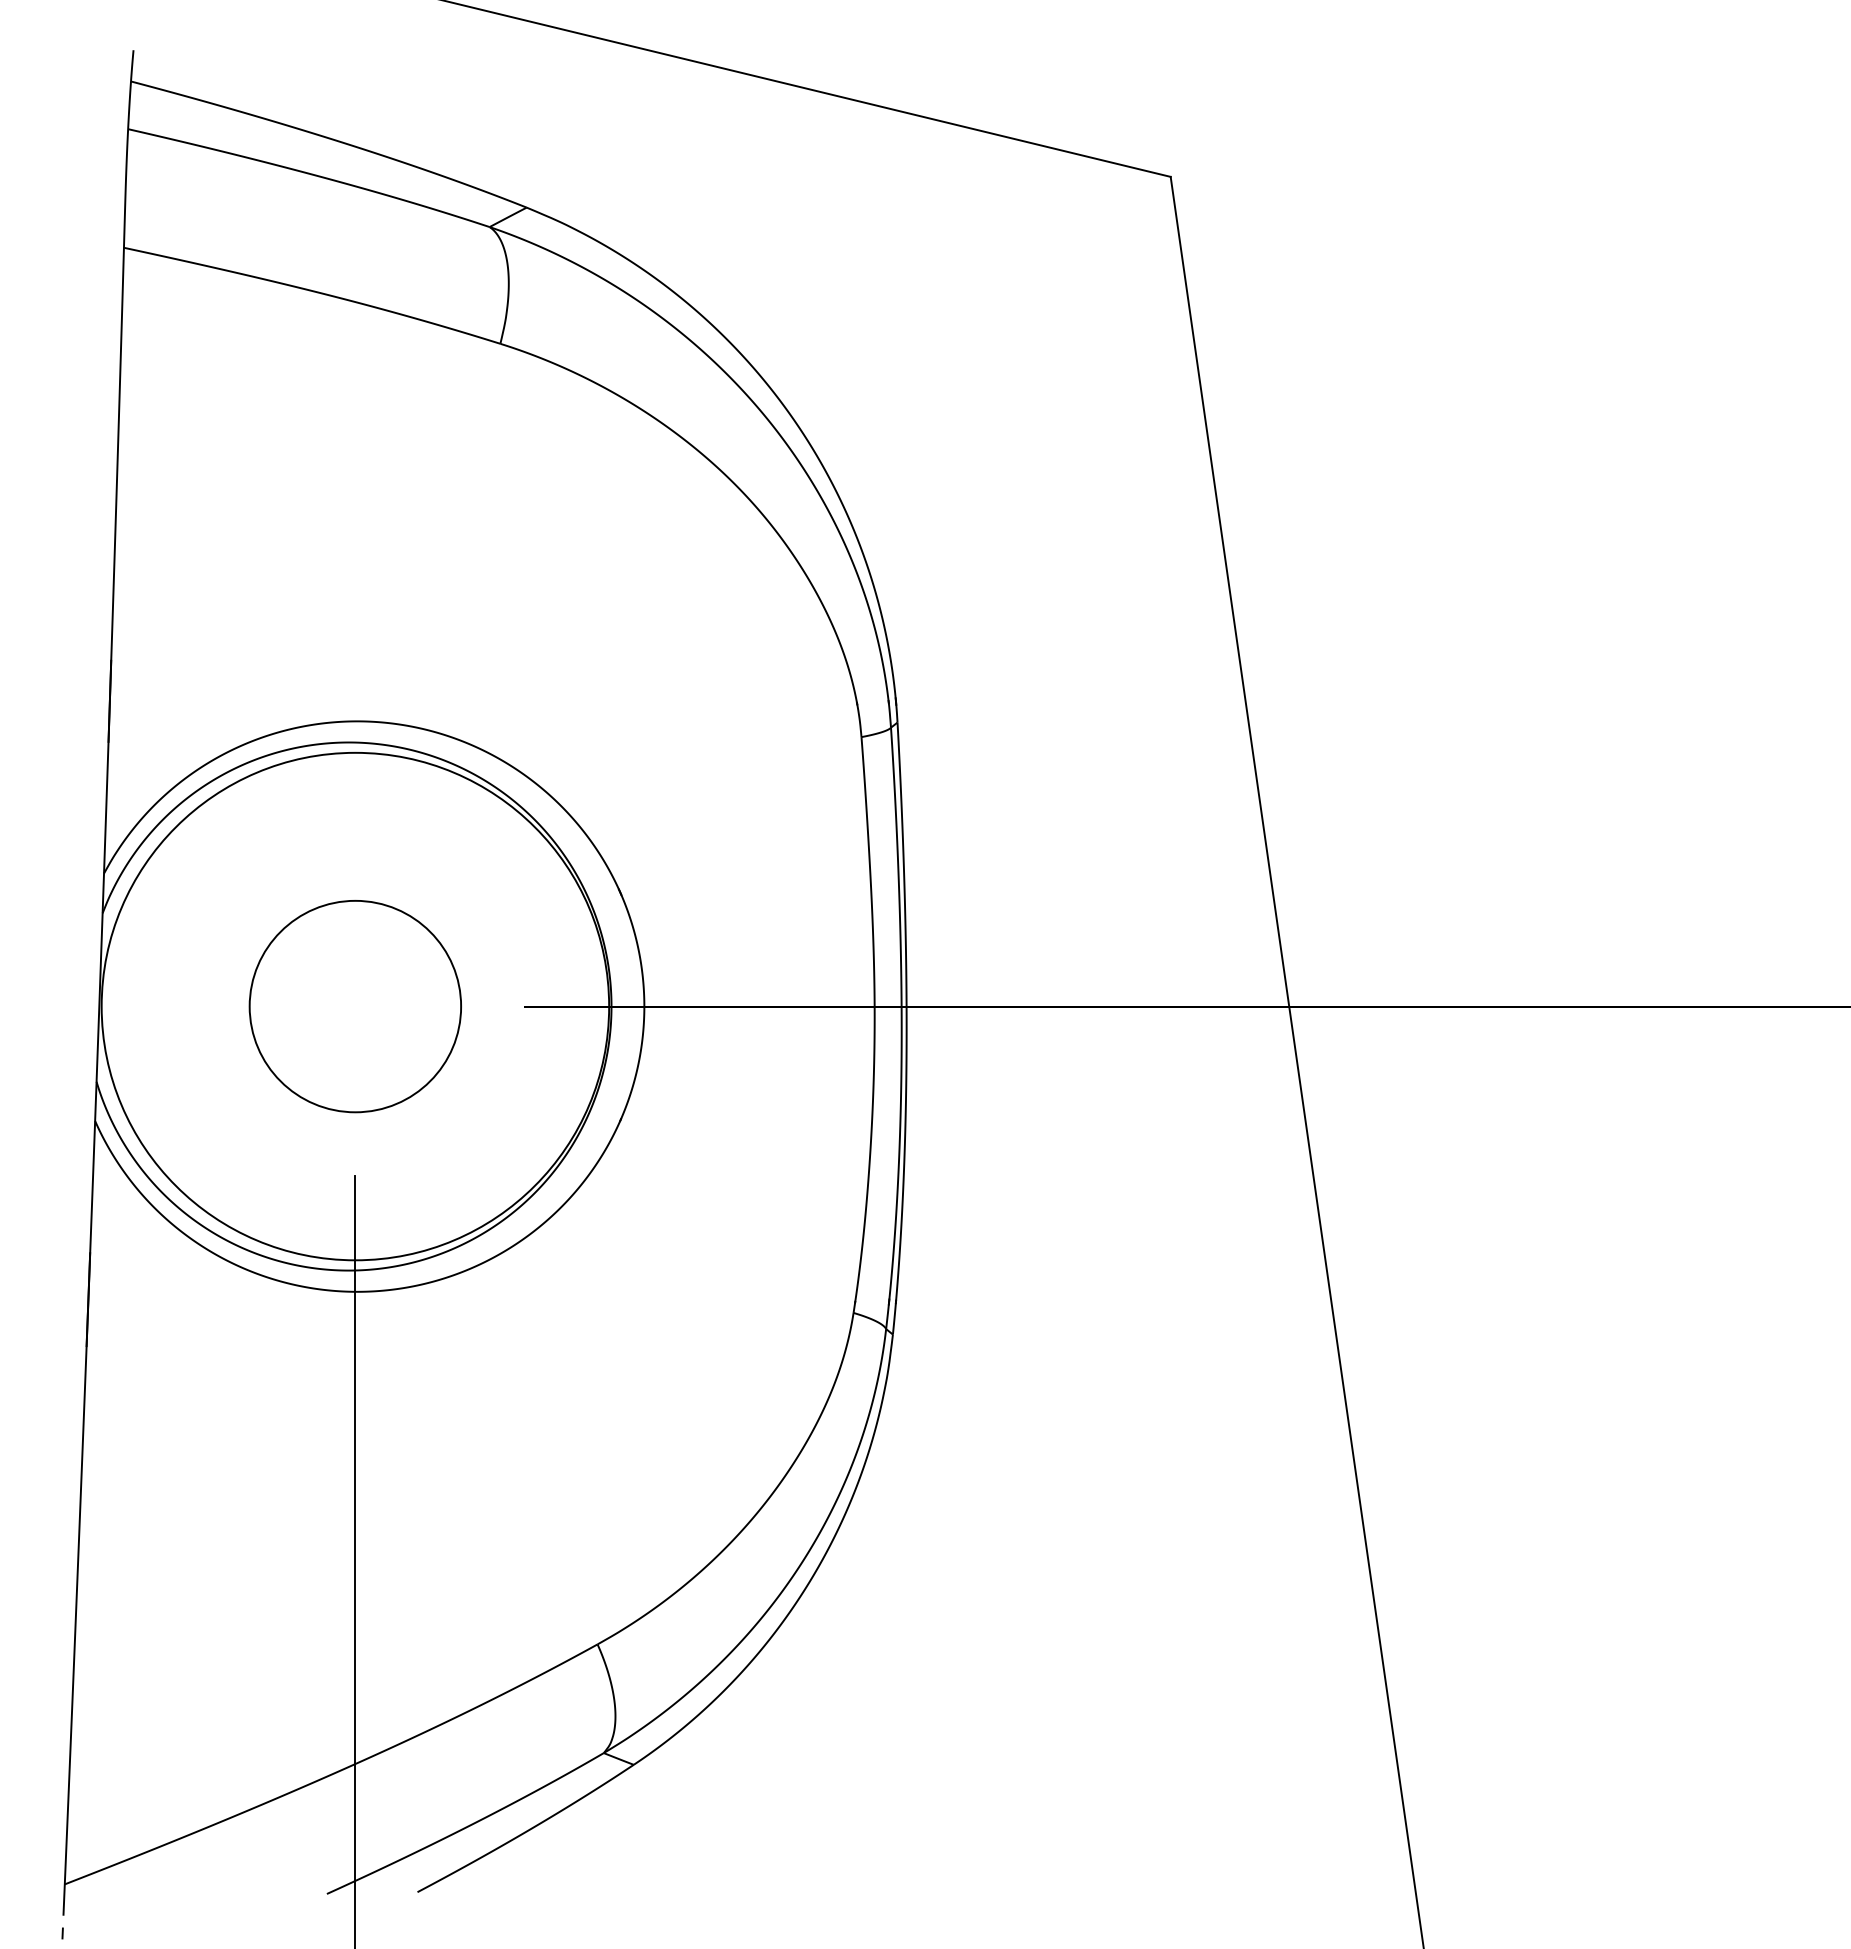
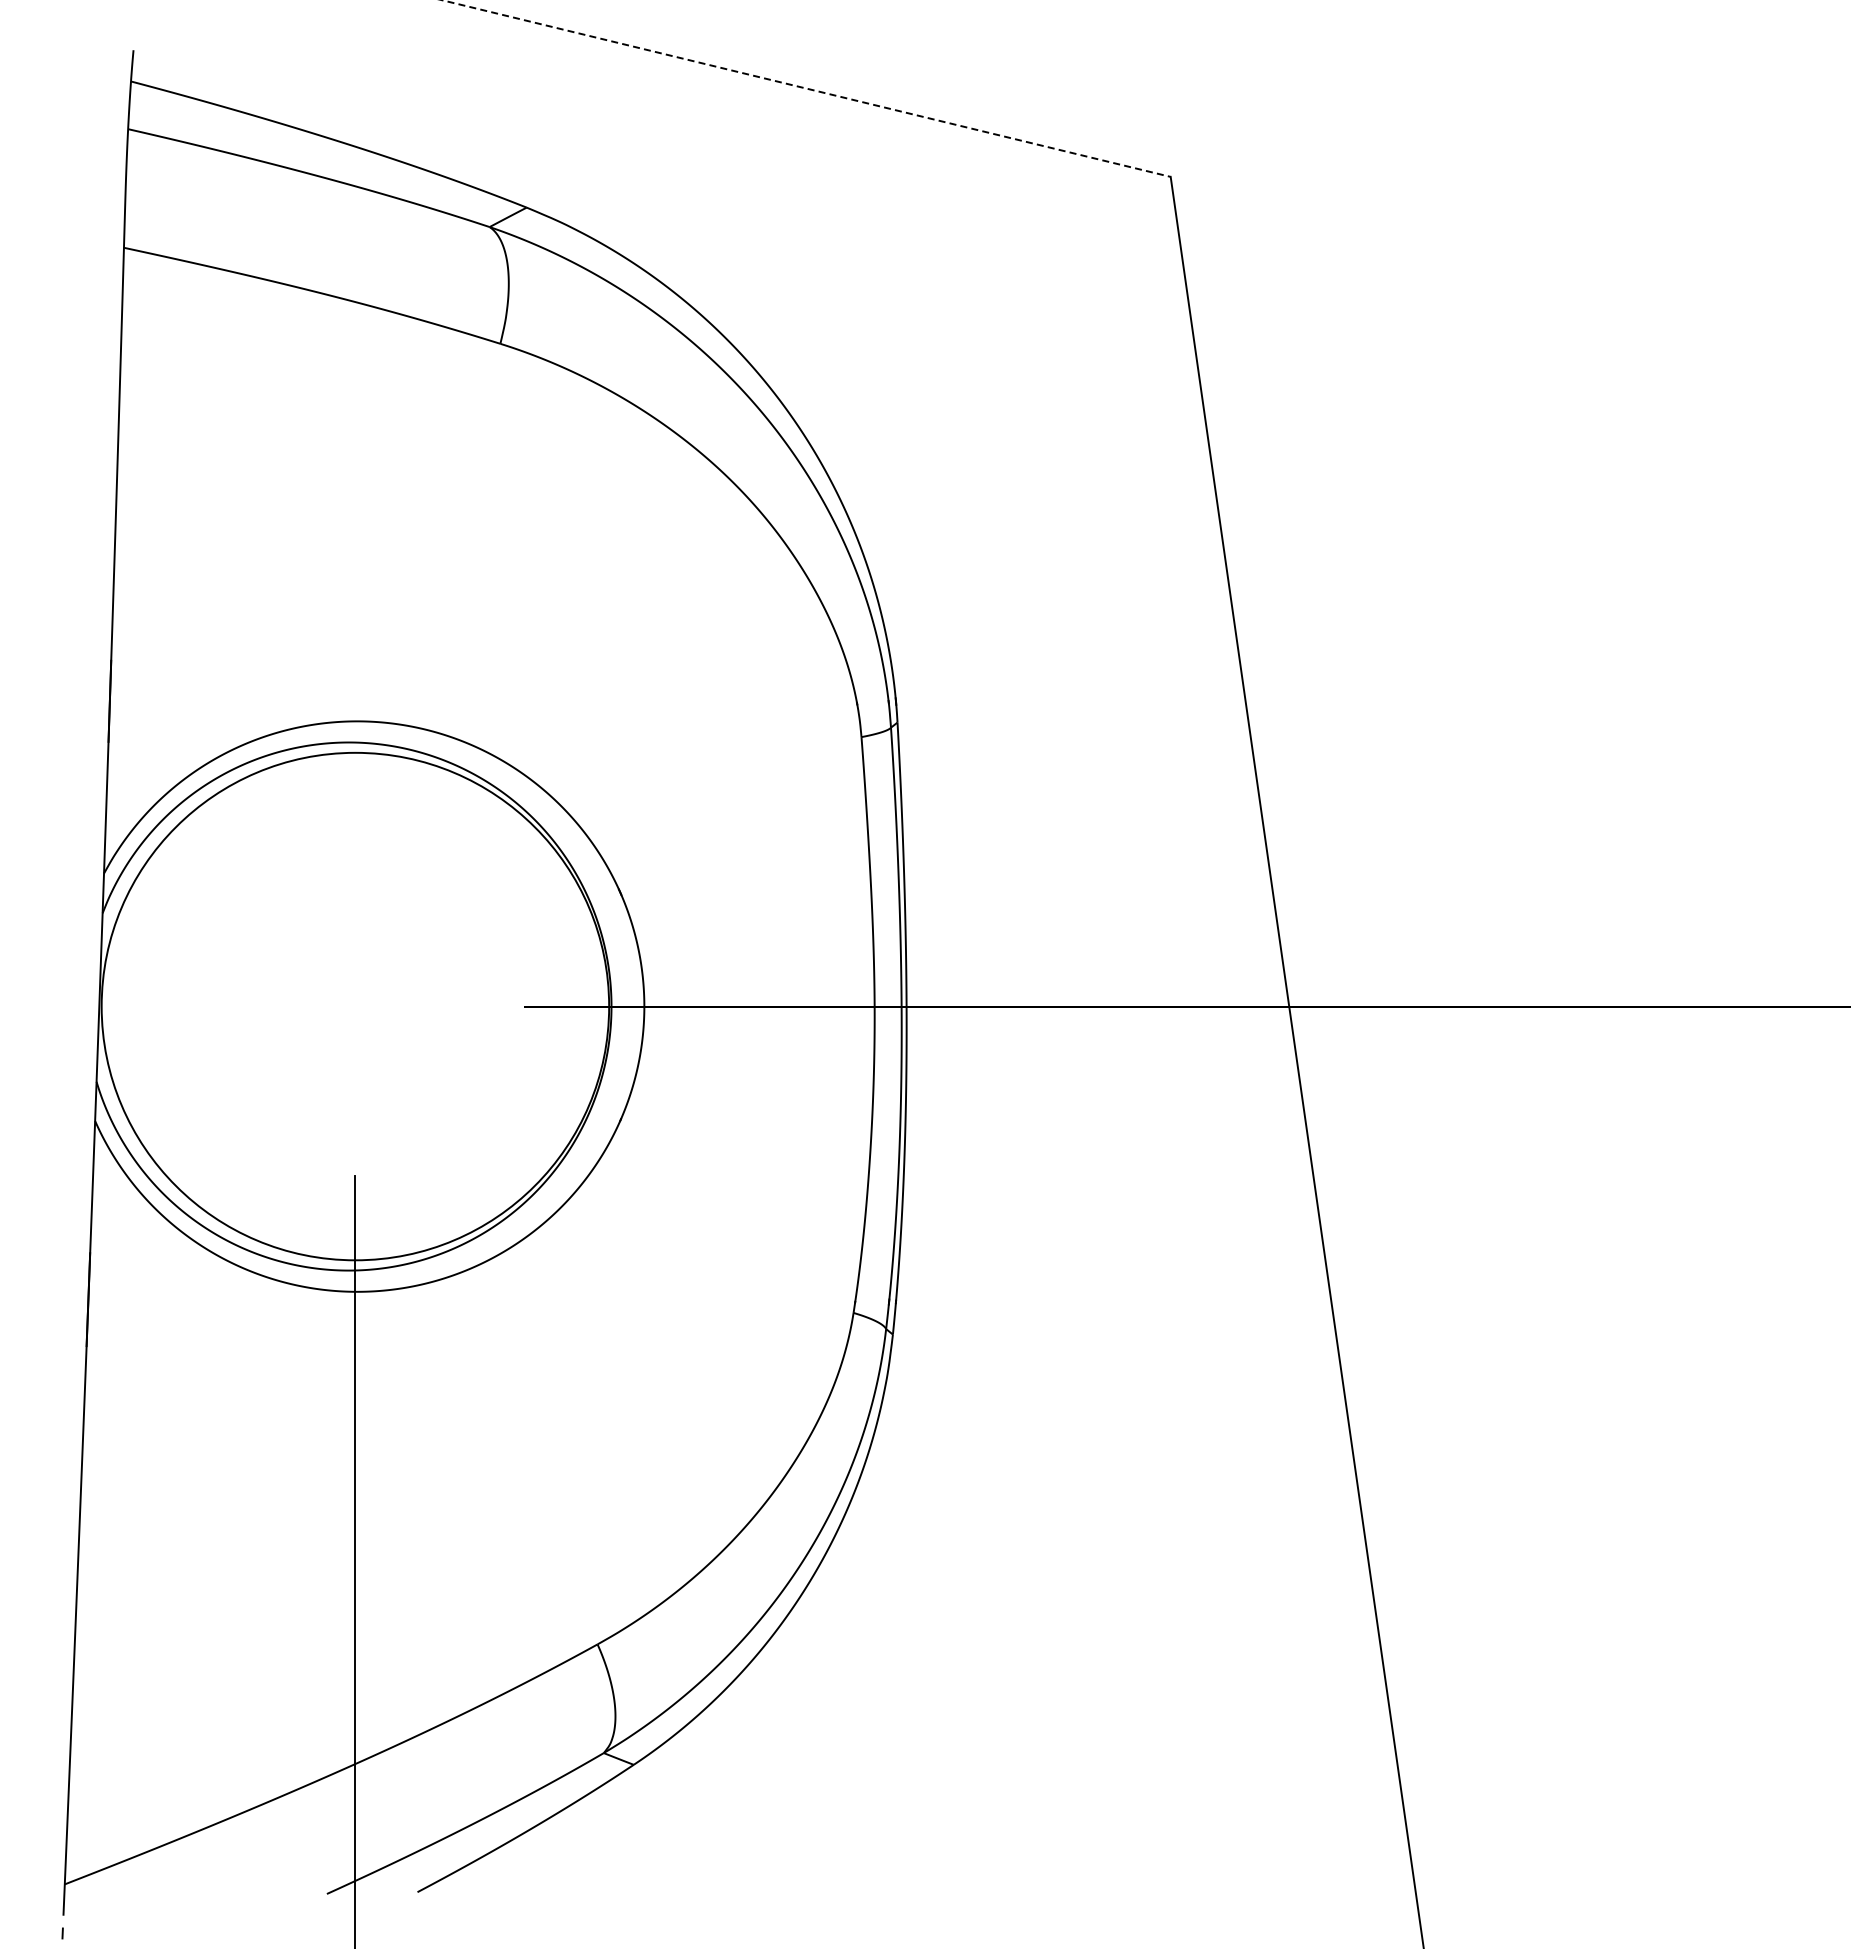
line: solid -> dashed (806, 88)
circle: present -> none (354, 1006)
